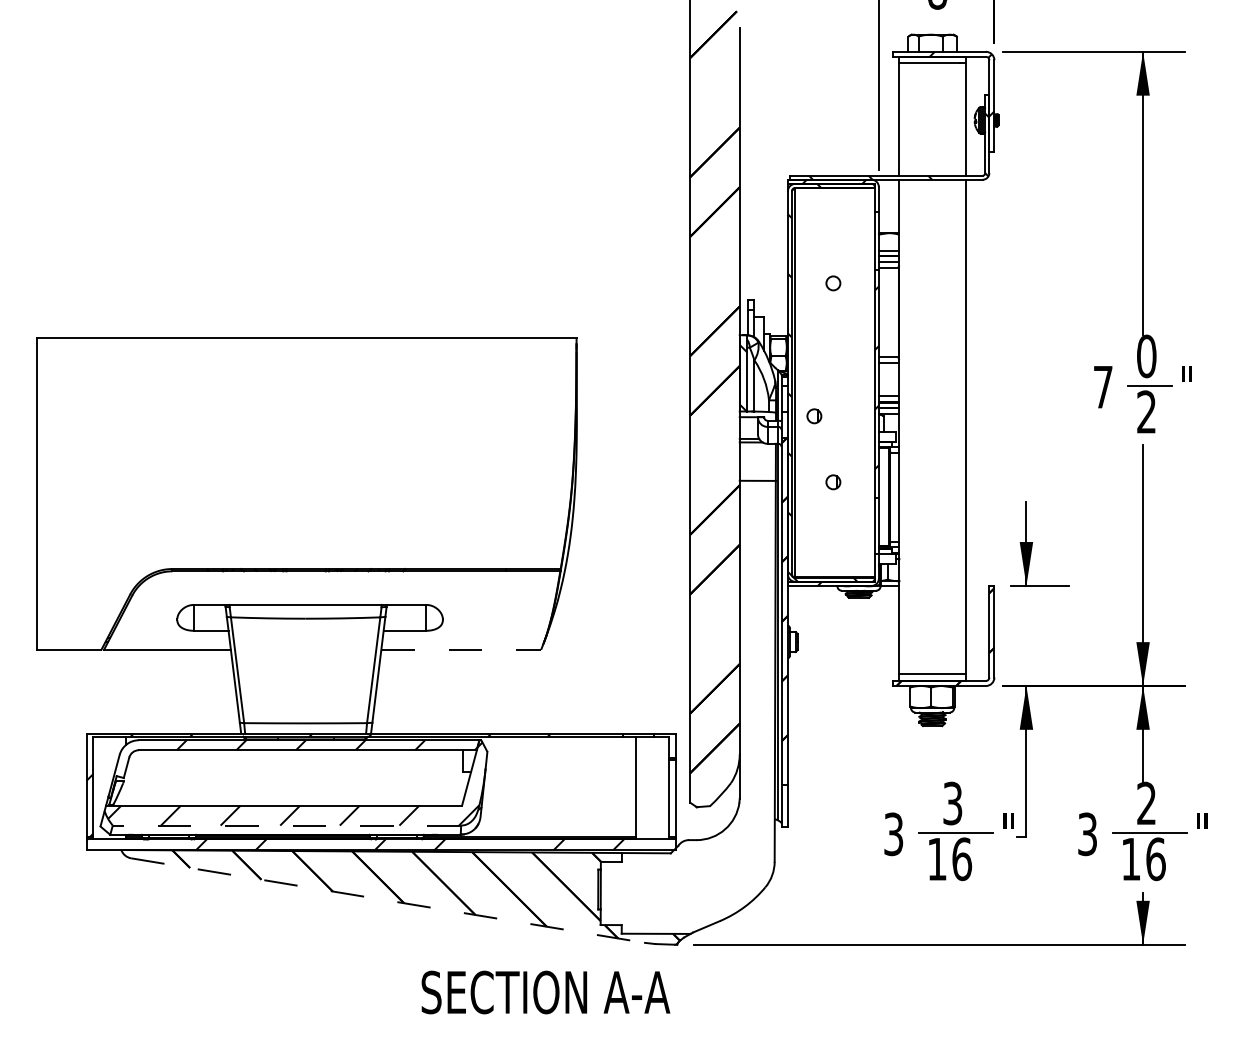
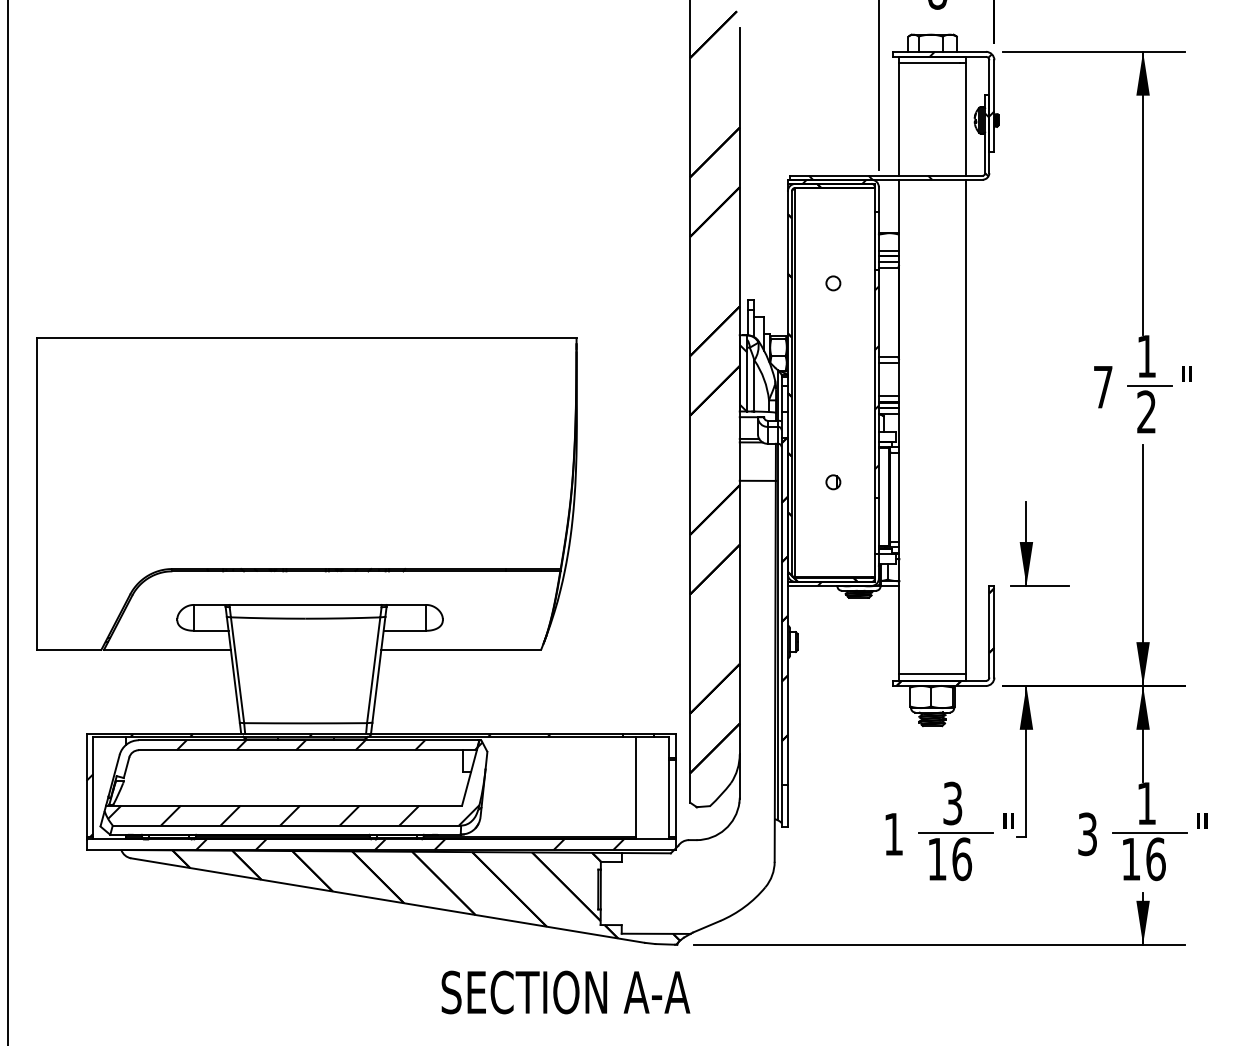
text: 0 -> 1 (1146, 356)
hatch: none -> present (822, 382)
part: present -> none (814, 416)
line: none -> present (7, 522)
line: dashed -> solid (461, 649)
text: 2 -> 1 (1146, 802)
line: dashed -> solid (286, 825)
text: 3 -> 1 (893, 834)
line: dashed -> solid (388, 900)
text position: (545, 992) -> (565, 992) (565, 992)
